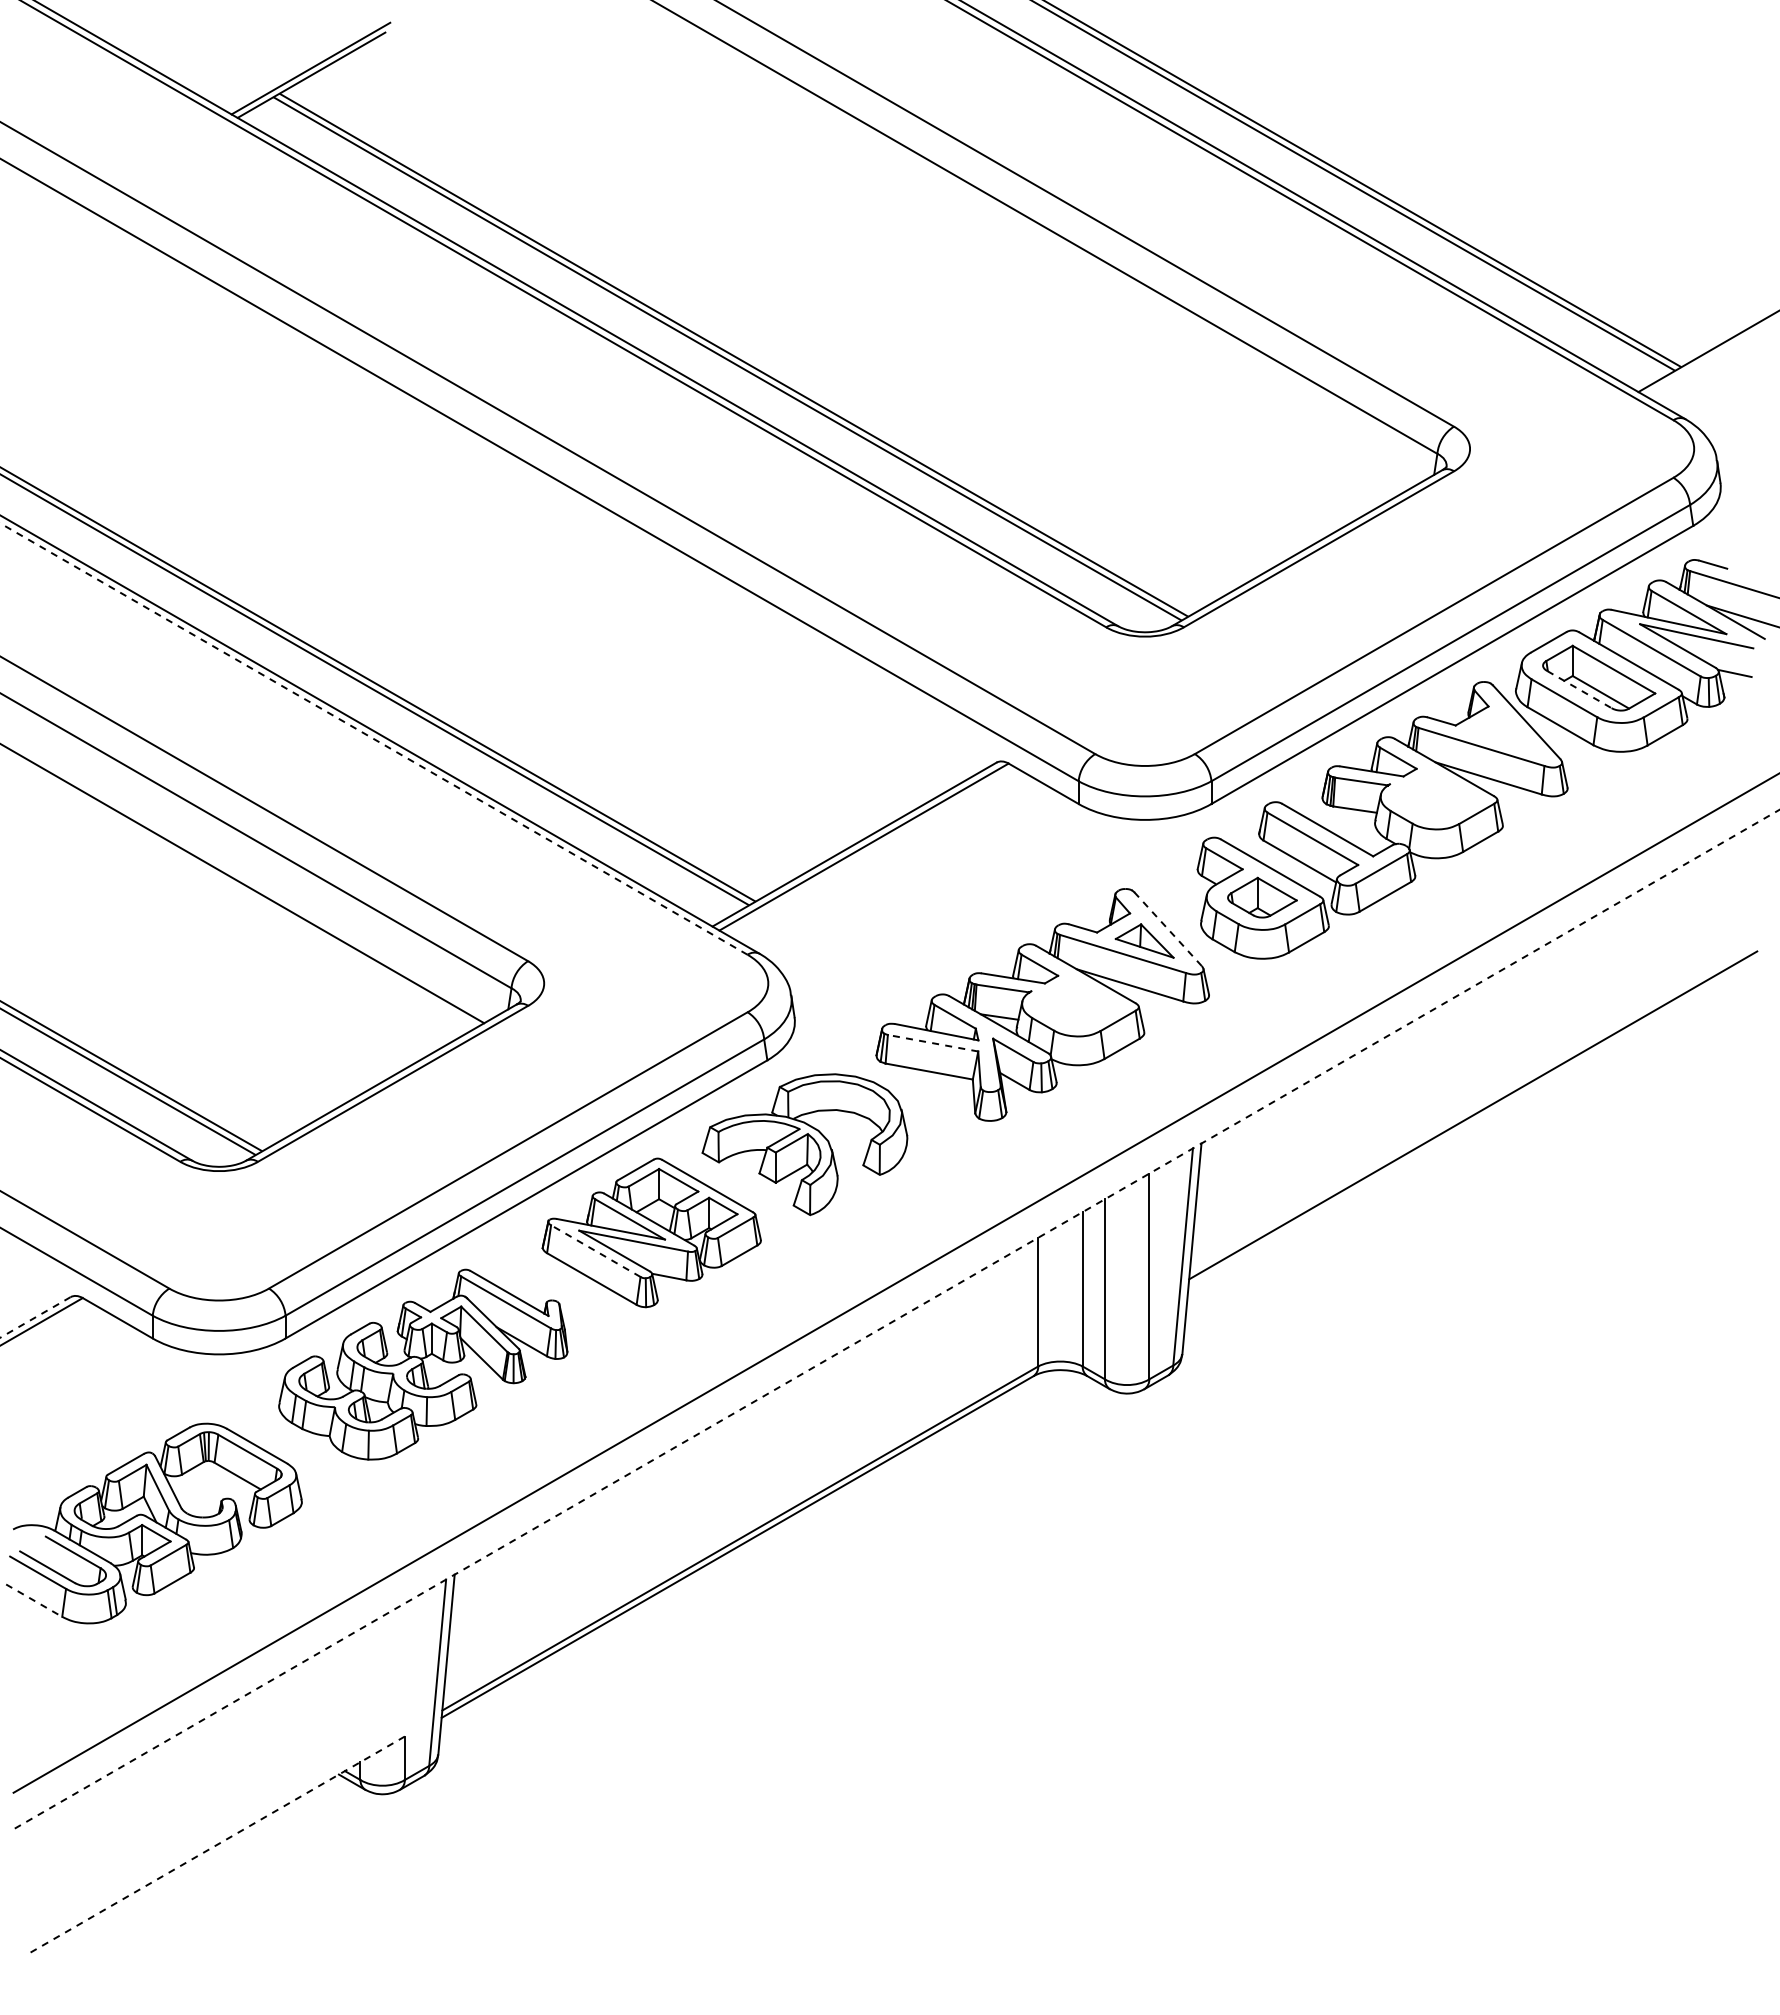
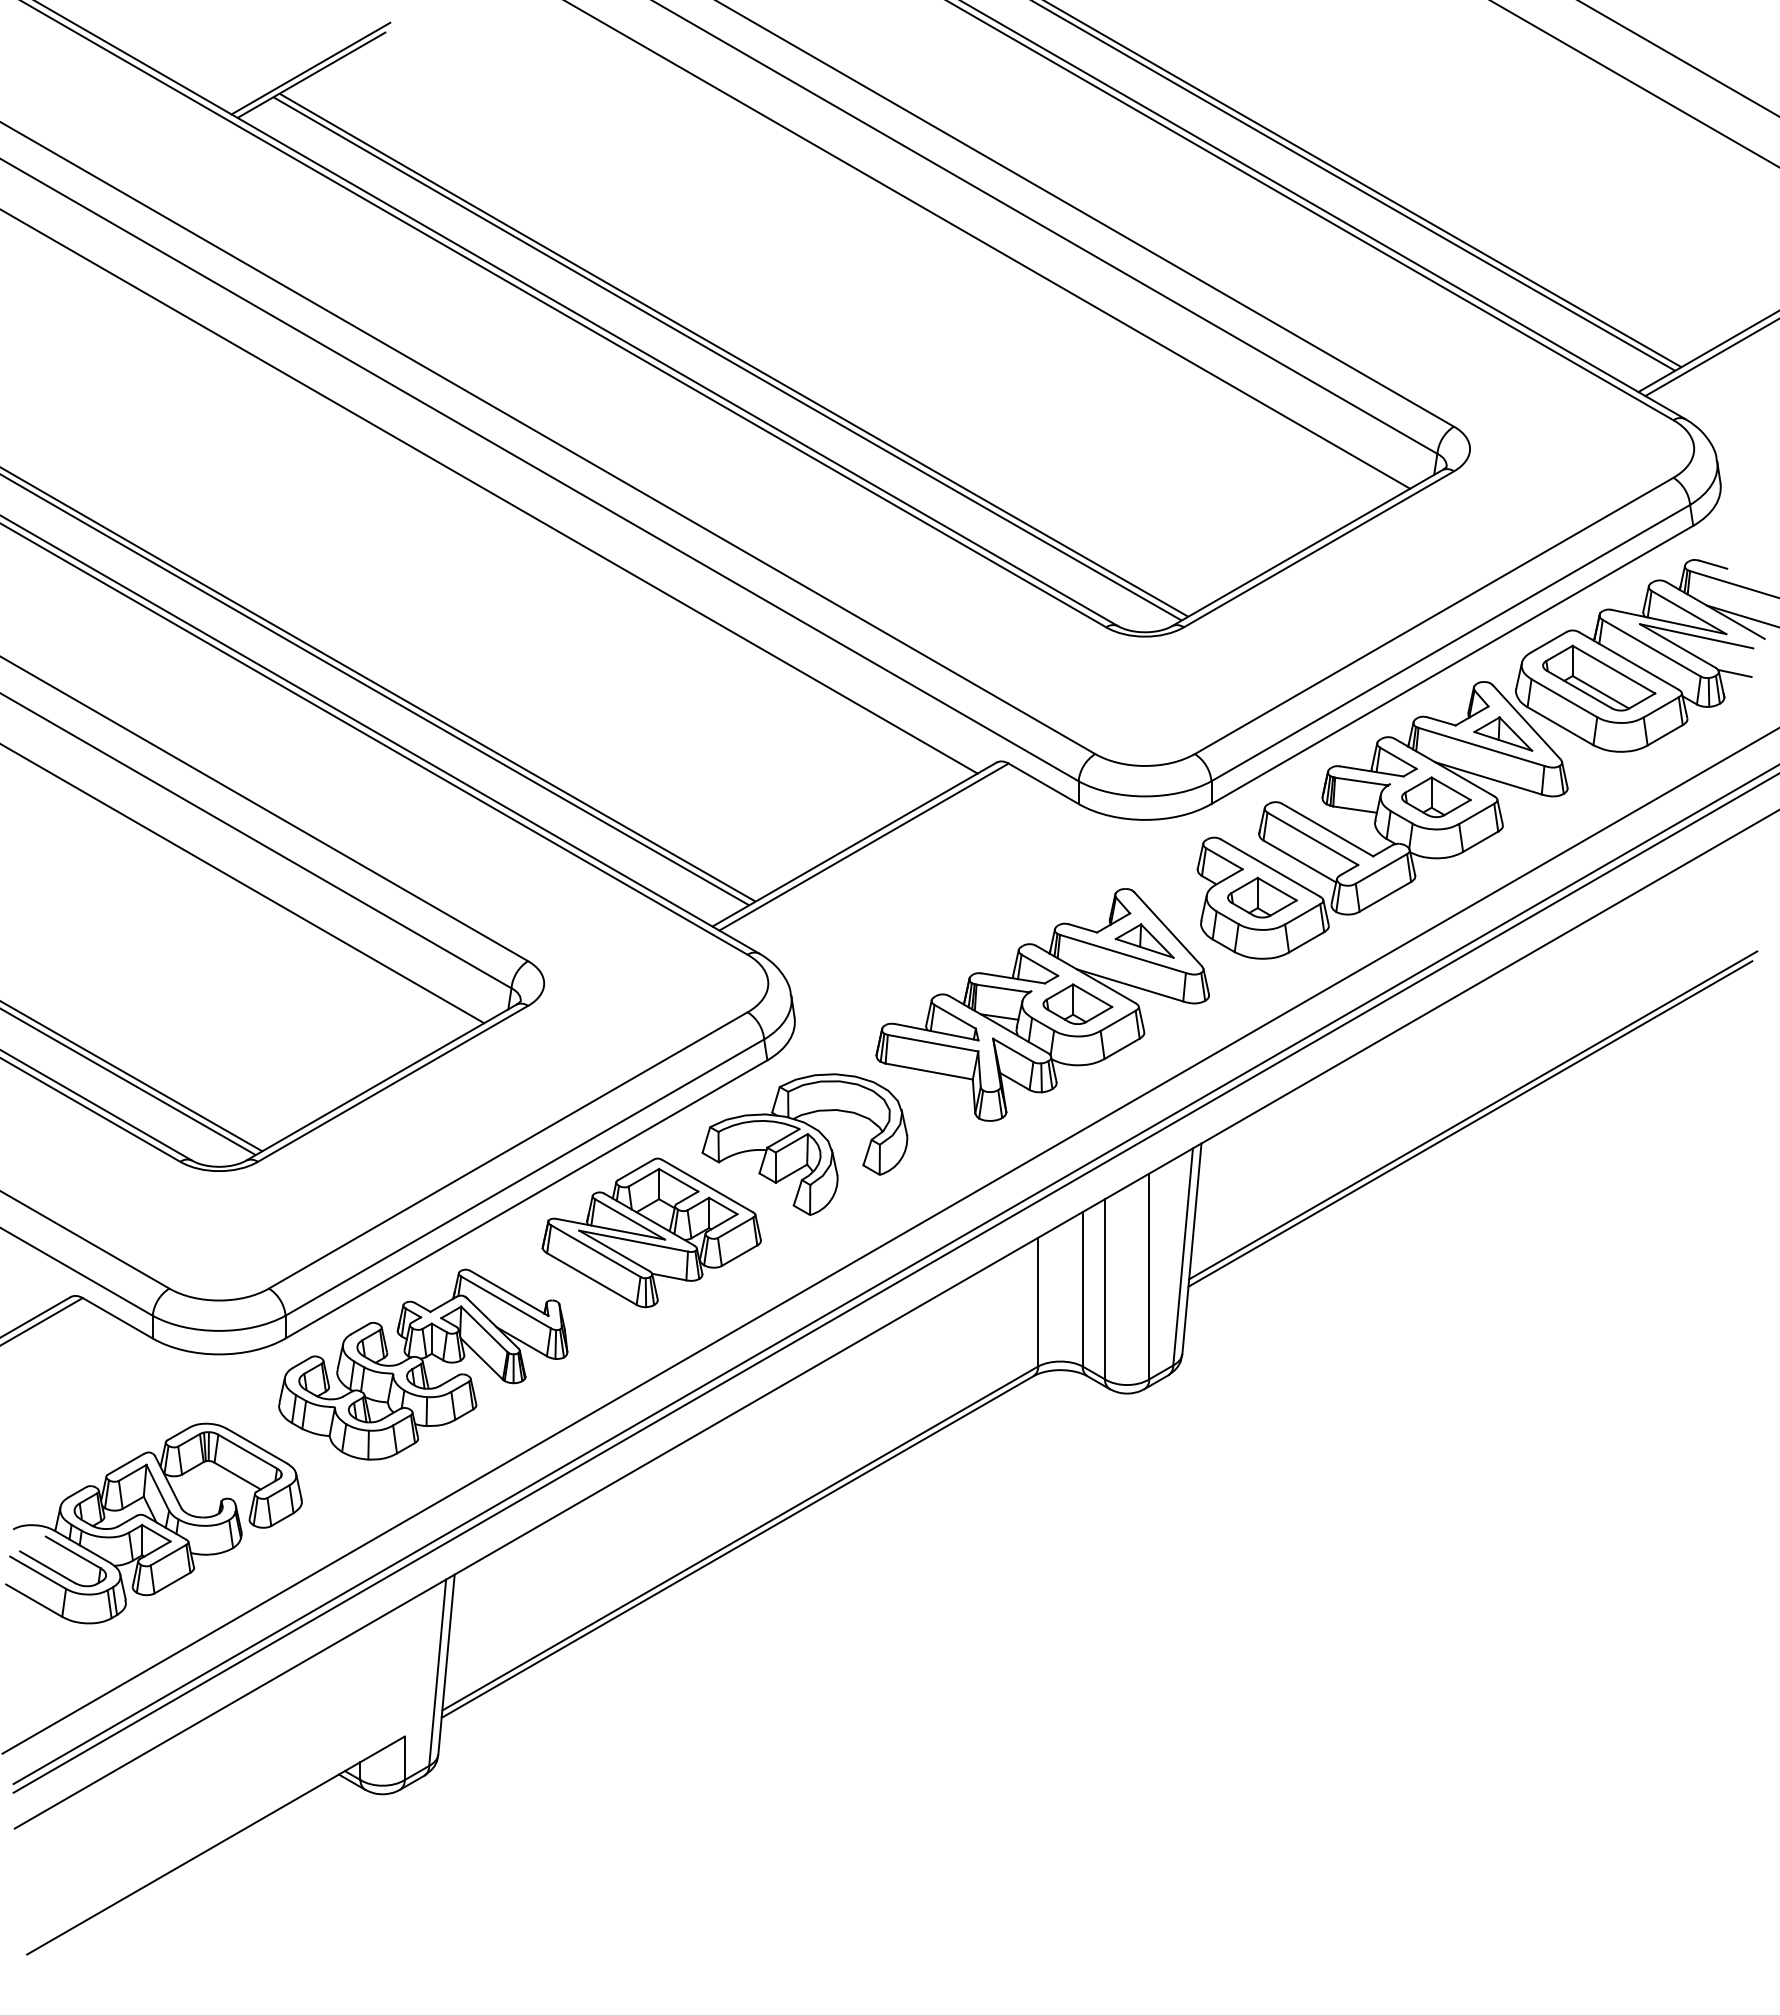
line: none -> present (1678, 58)
line: none -> present (1634, 83)
line: none -> present (988, 245)
line: none -> present (1710, 358)
line: none -> present (489, 491)
line: dashed -> solid (1579, 689)
part: none -> present (1503, 733)
line: dashed -> solid (373, 738)
part: none -> present (1436, 796)
line: dashed -> solid (1168, 929)
part: none -> present (1077, 1003)
line: dashed -> solid (933, 1043)
line: none -> present (1470, 1123)
line: none -> present (889, 1241)
line: dashed -> solid (595, 1251)
line: none -> present (894, 1275)
line: dashed -> solid (35, 1317)
line: dashed -> solid (897, 1319)
line: dashed -> solid (34, 1600)
line: dashed -> solid (215, 1845)
